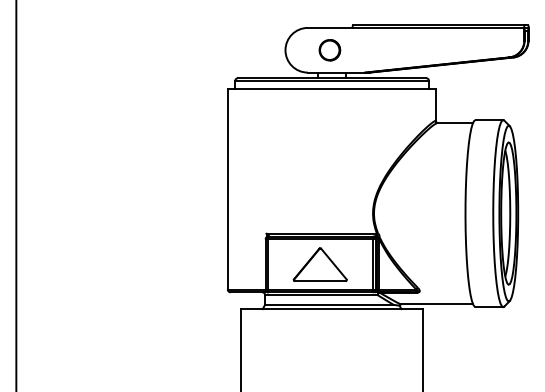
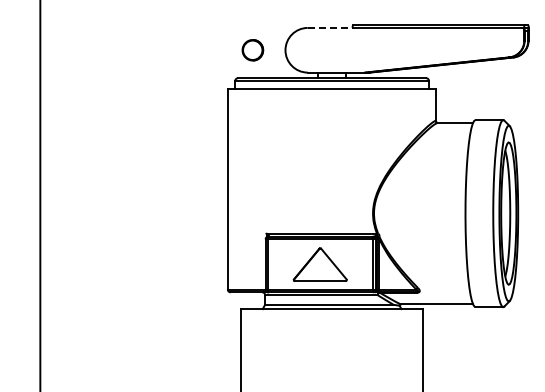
line: solid -> dashed (330, 27)
part position: (329, 50) -> (252, 50) (252, 50)
line position: (16, 195) -> (40, 195) (40, 195)
